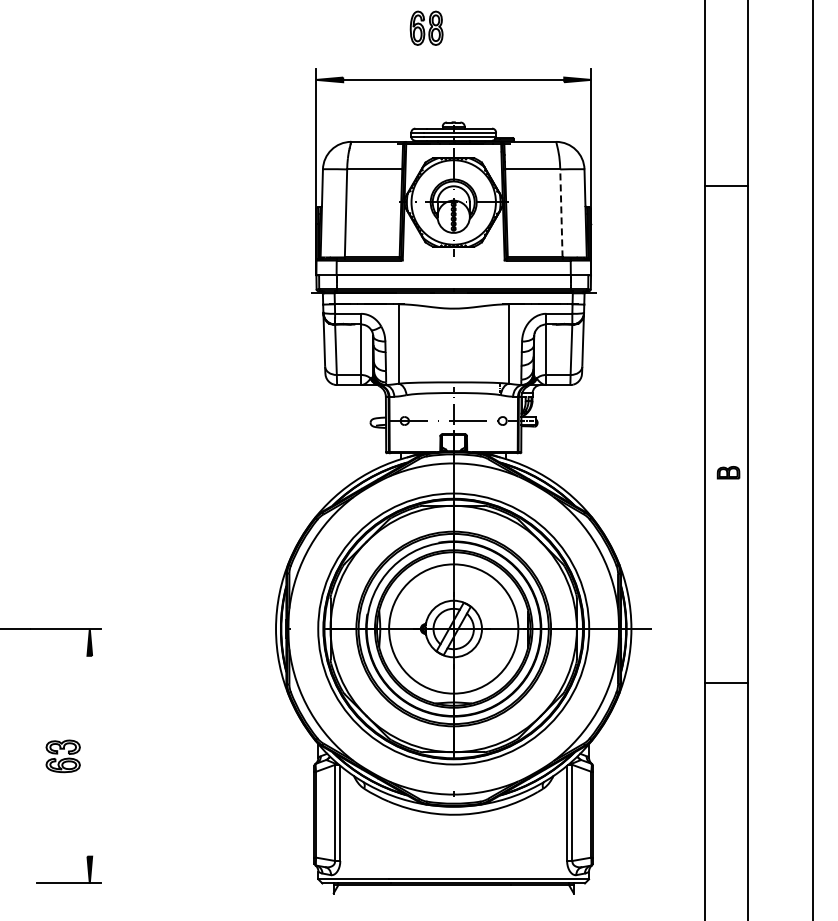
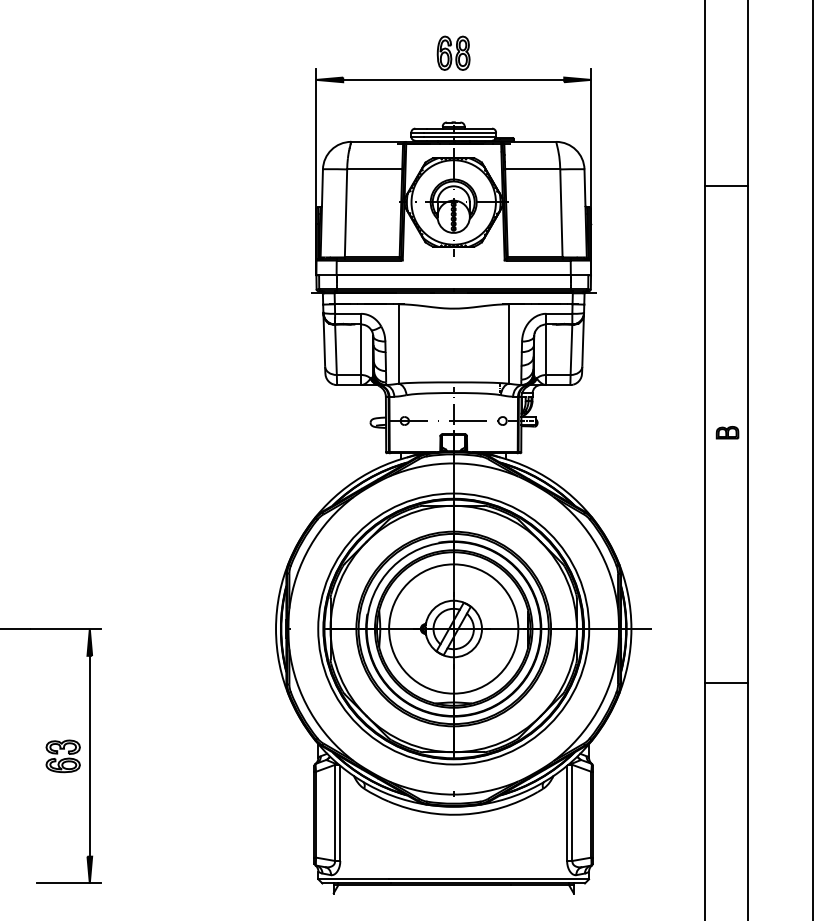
part position: (426, 27) -> (453, 52) (453, 52)
line: dashed -> solid (561, 212)
part position: (728, 472) -> (727, 432) (727, 432)
line: none -> present (89, 755)
